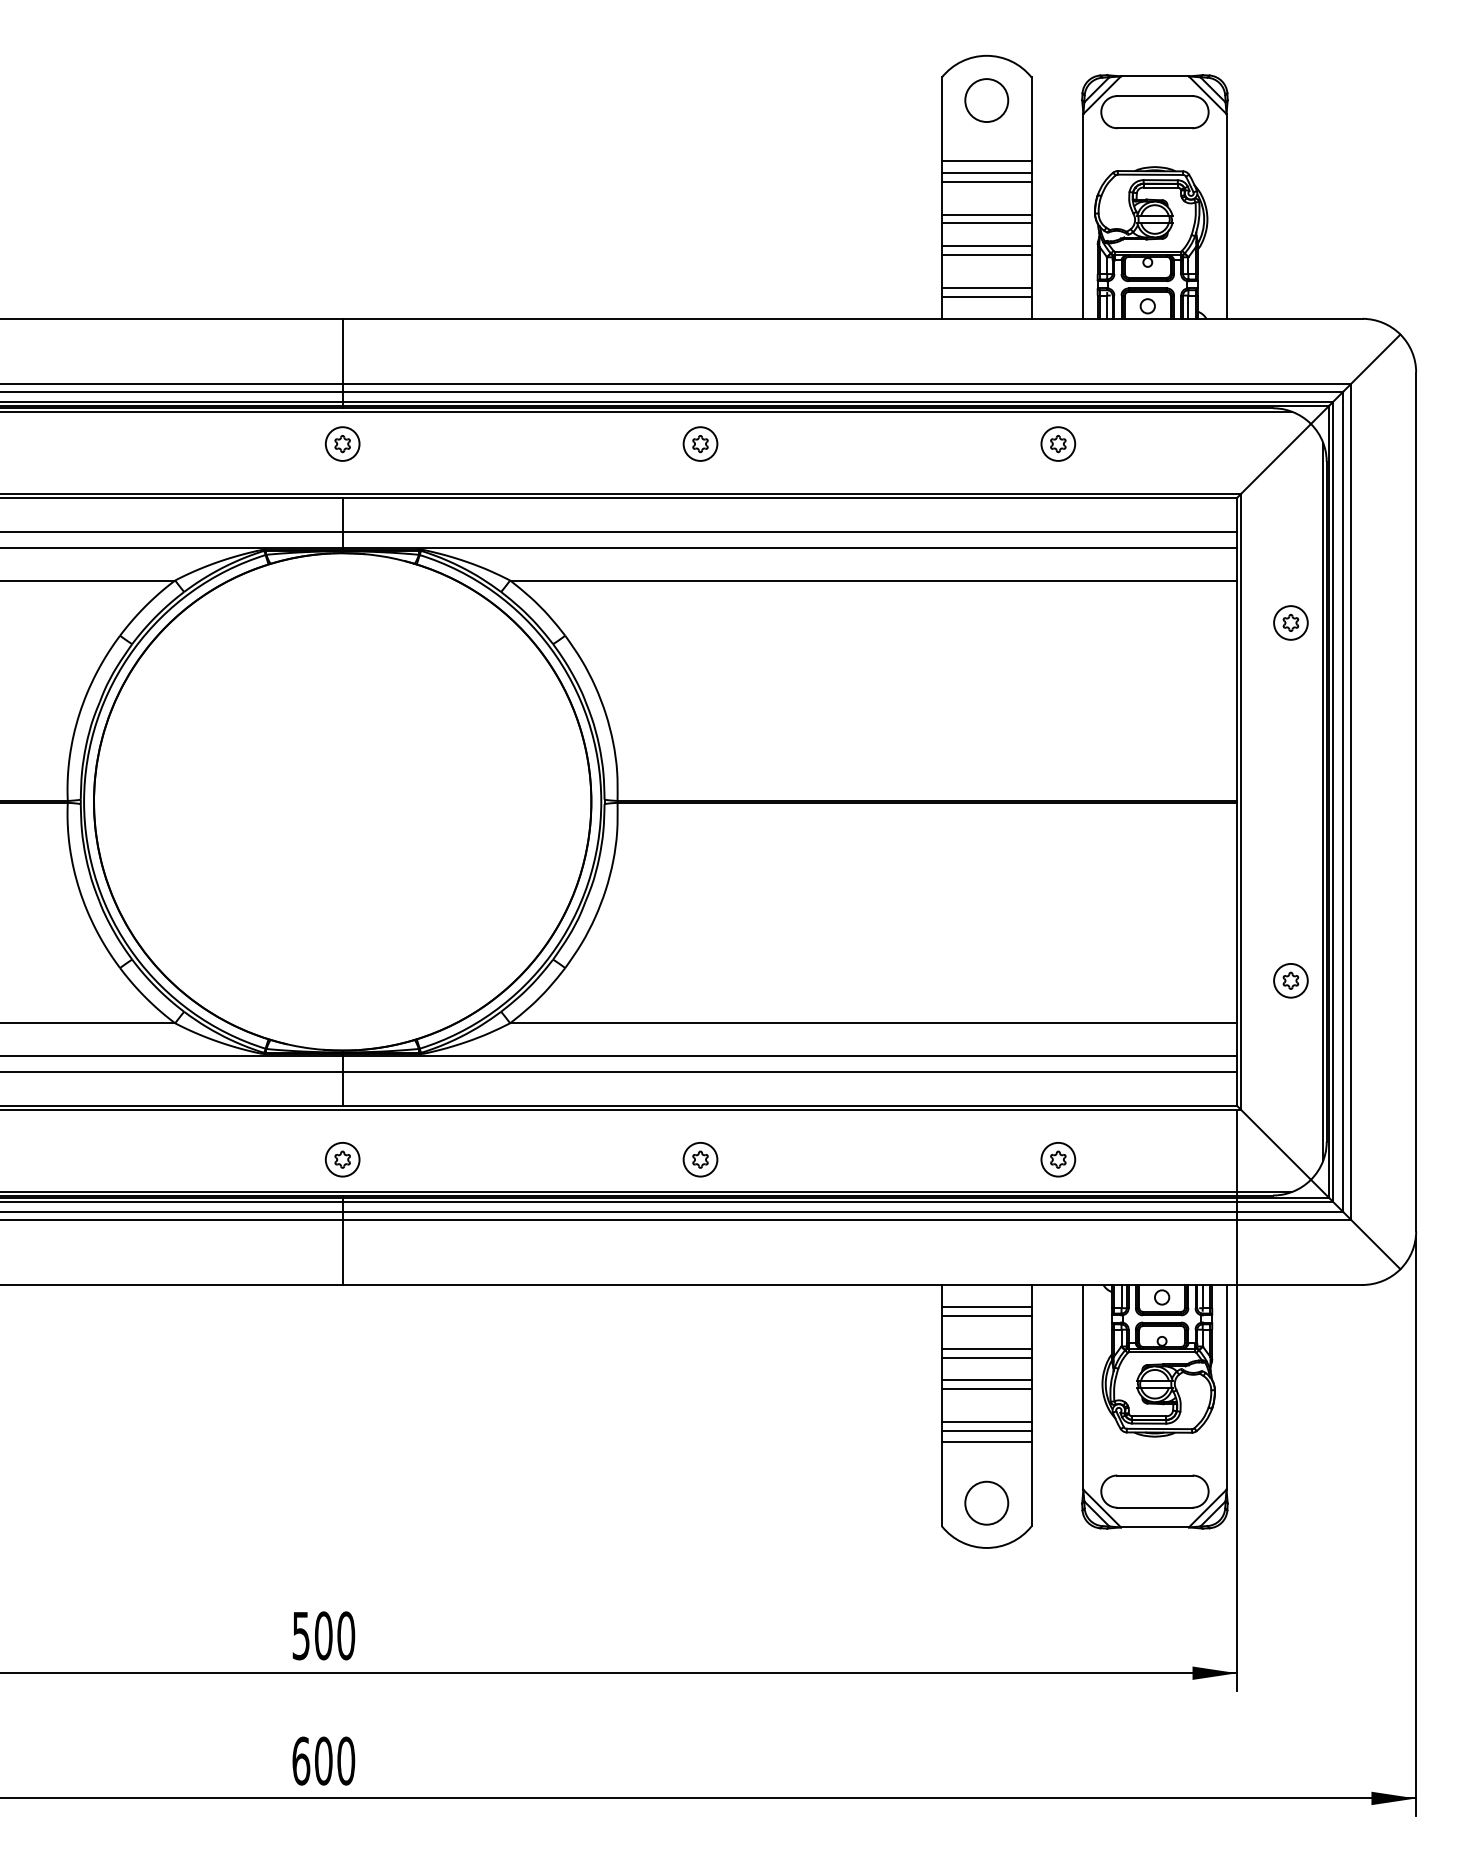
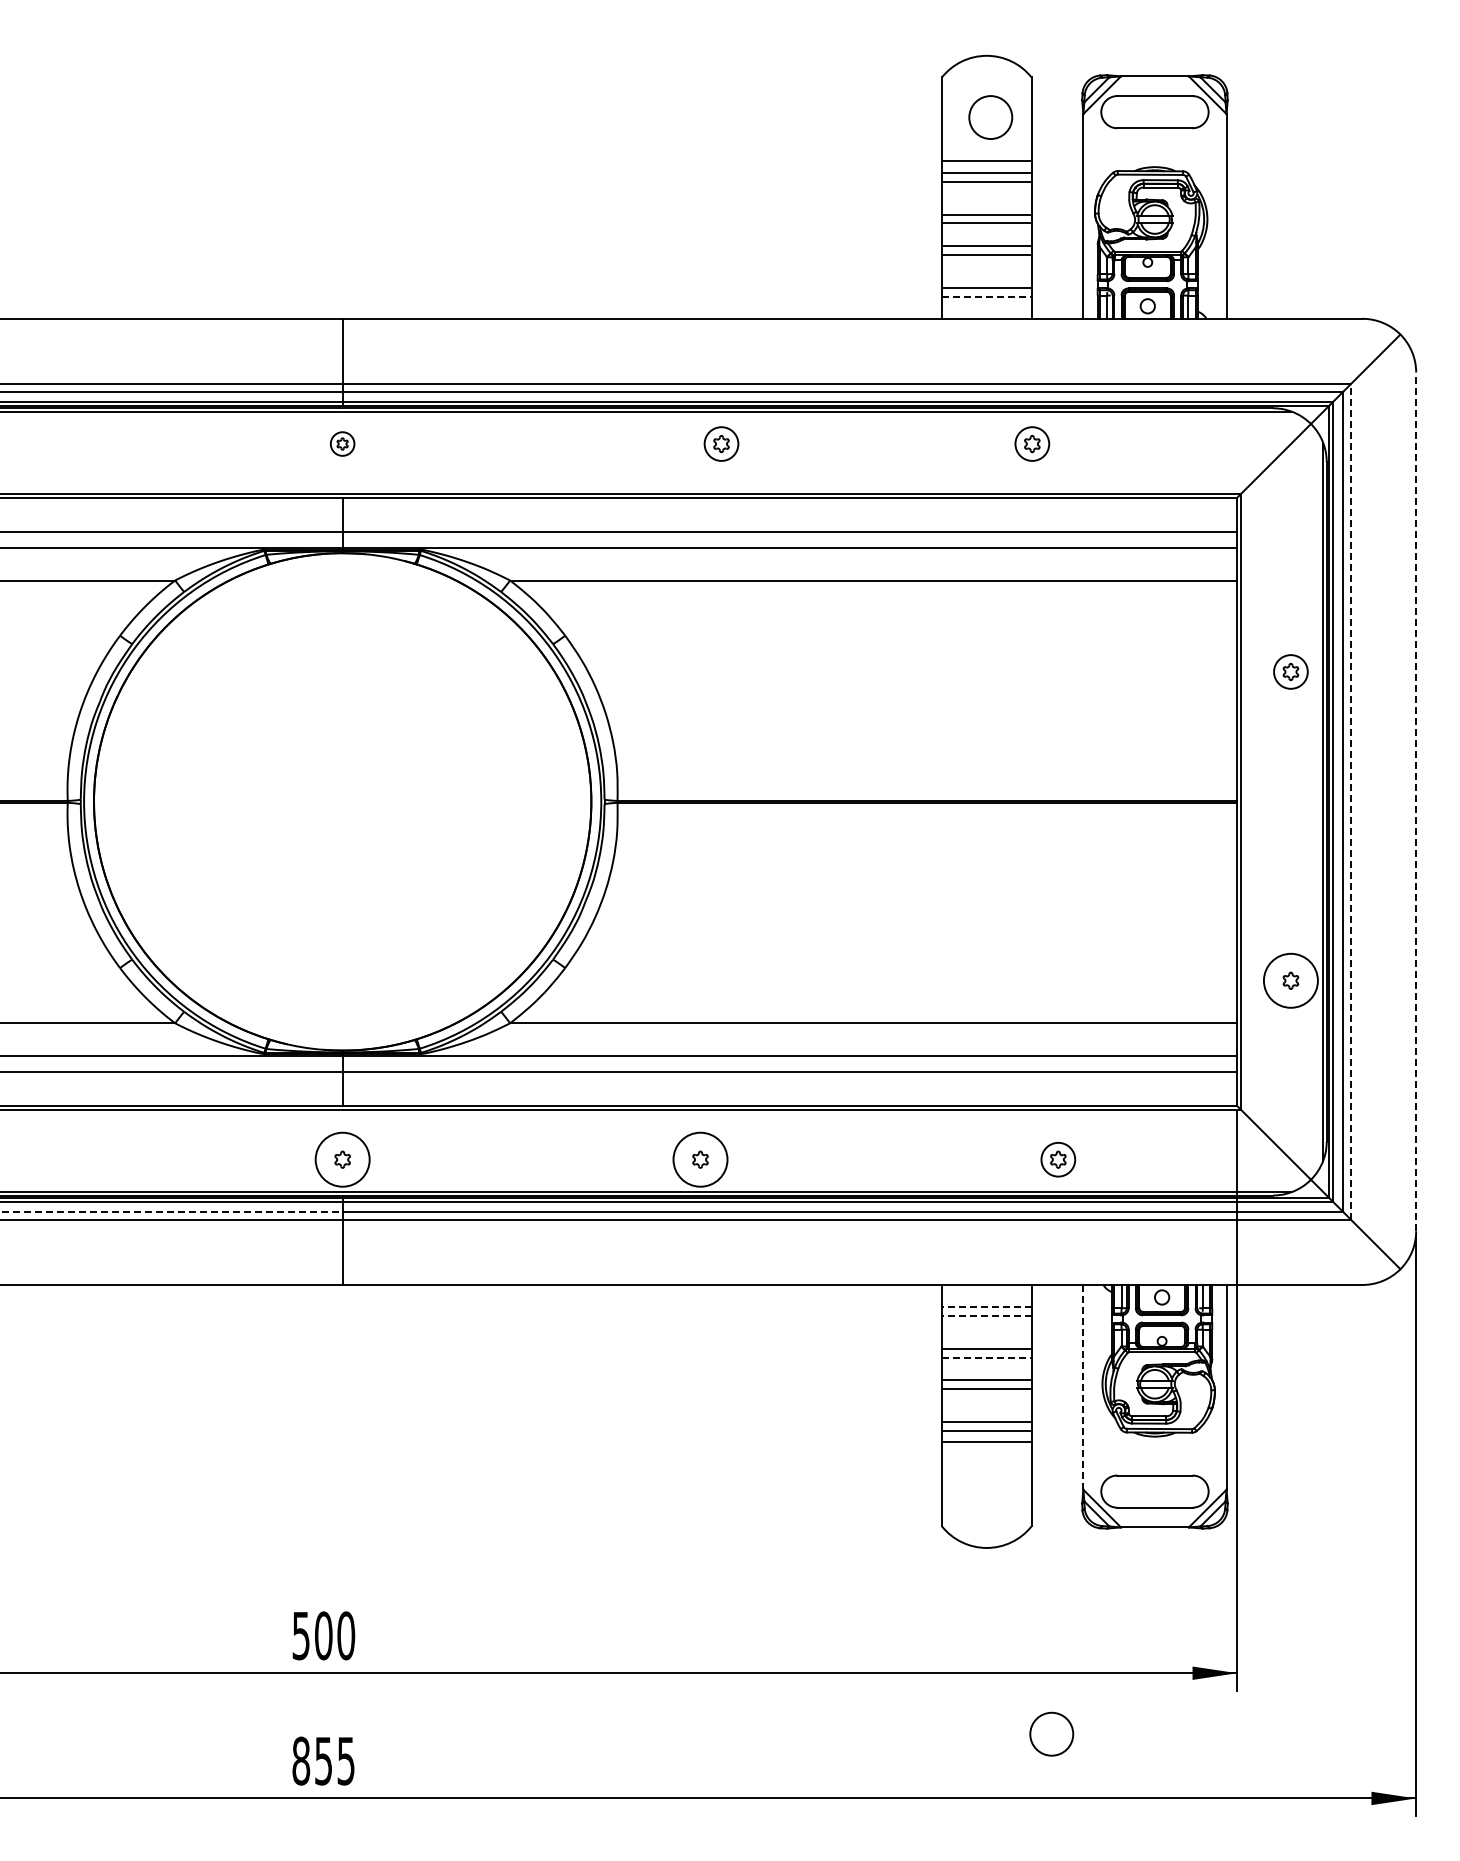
circle position: (986, 100) -> (990, 117) (990, 117)
line: solid -> dashed (986, 296)
part size: 37x36 px -> 27x26 px (342, 443)
part position: (700, 443) -> (721, 443) (721, 443)
part position: (1058, 443) -> (1032, 443) (1032, 443)
part position: (1290, 622) -> (1290, 671) (1290, 671)
line: solid -> dashed (1350, 801)
line: solid -> dashed (1416, 801)
circle diameter: 34 px -> 54 px (1290, 980)
circle diameter: 34 px -> 54 px (342, 1159)
circle diameter: 34 px -> 54 px (700, 1159)
line: solid -> dashed (171, 1212)
line: solid -> dashed (986, 1307)
line: solid -> dashed (986, 1315)
line: solid -> dashed (986, 1357)
line: solid -> dashed (1083, 1386)
circle position: (986, 1502) -> (1051, 1733) (1051, 1733)
text: 600 -> 855 (323, 1760)
